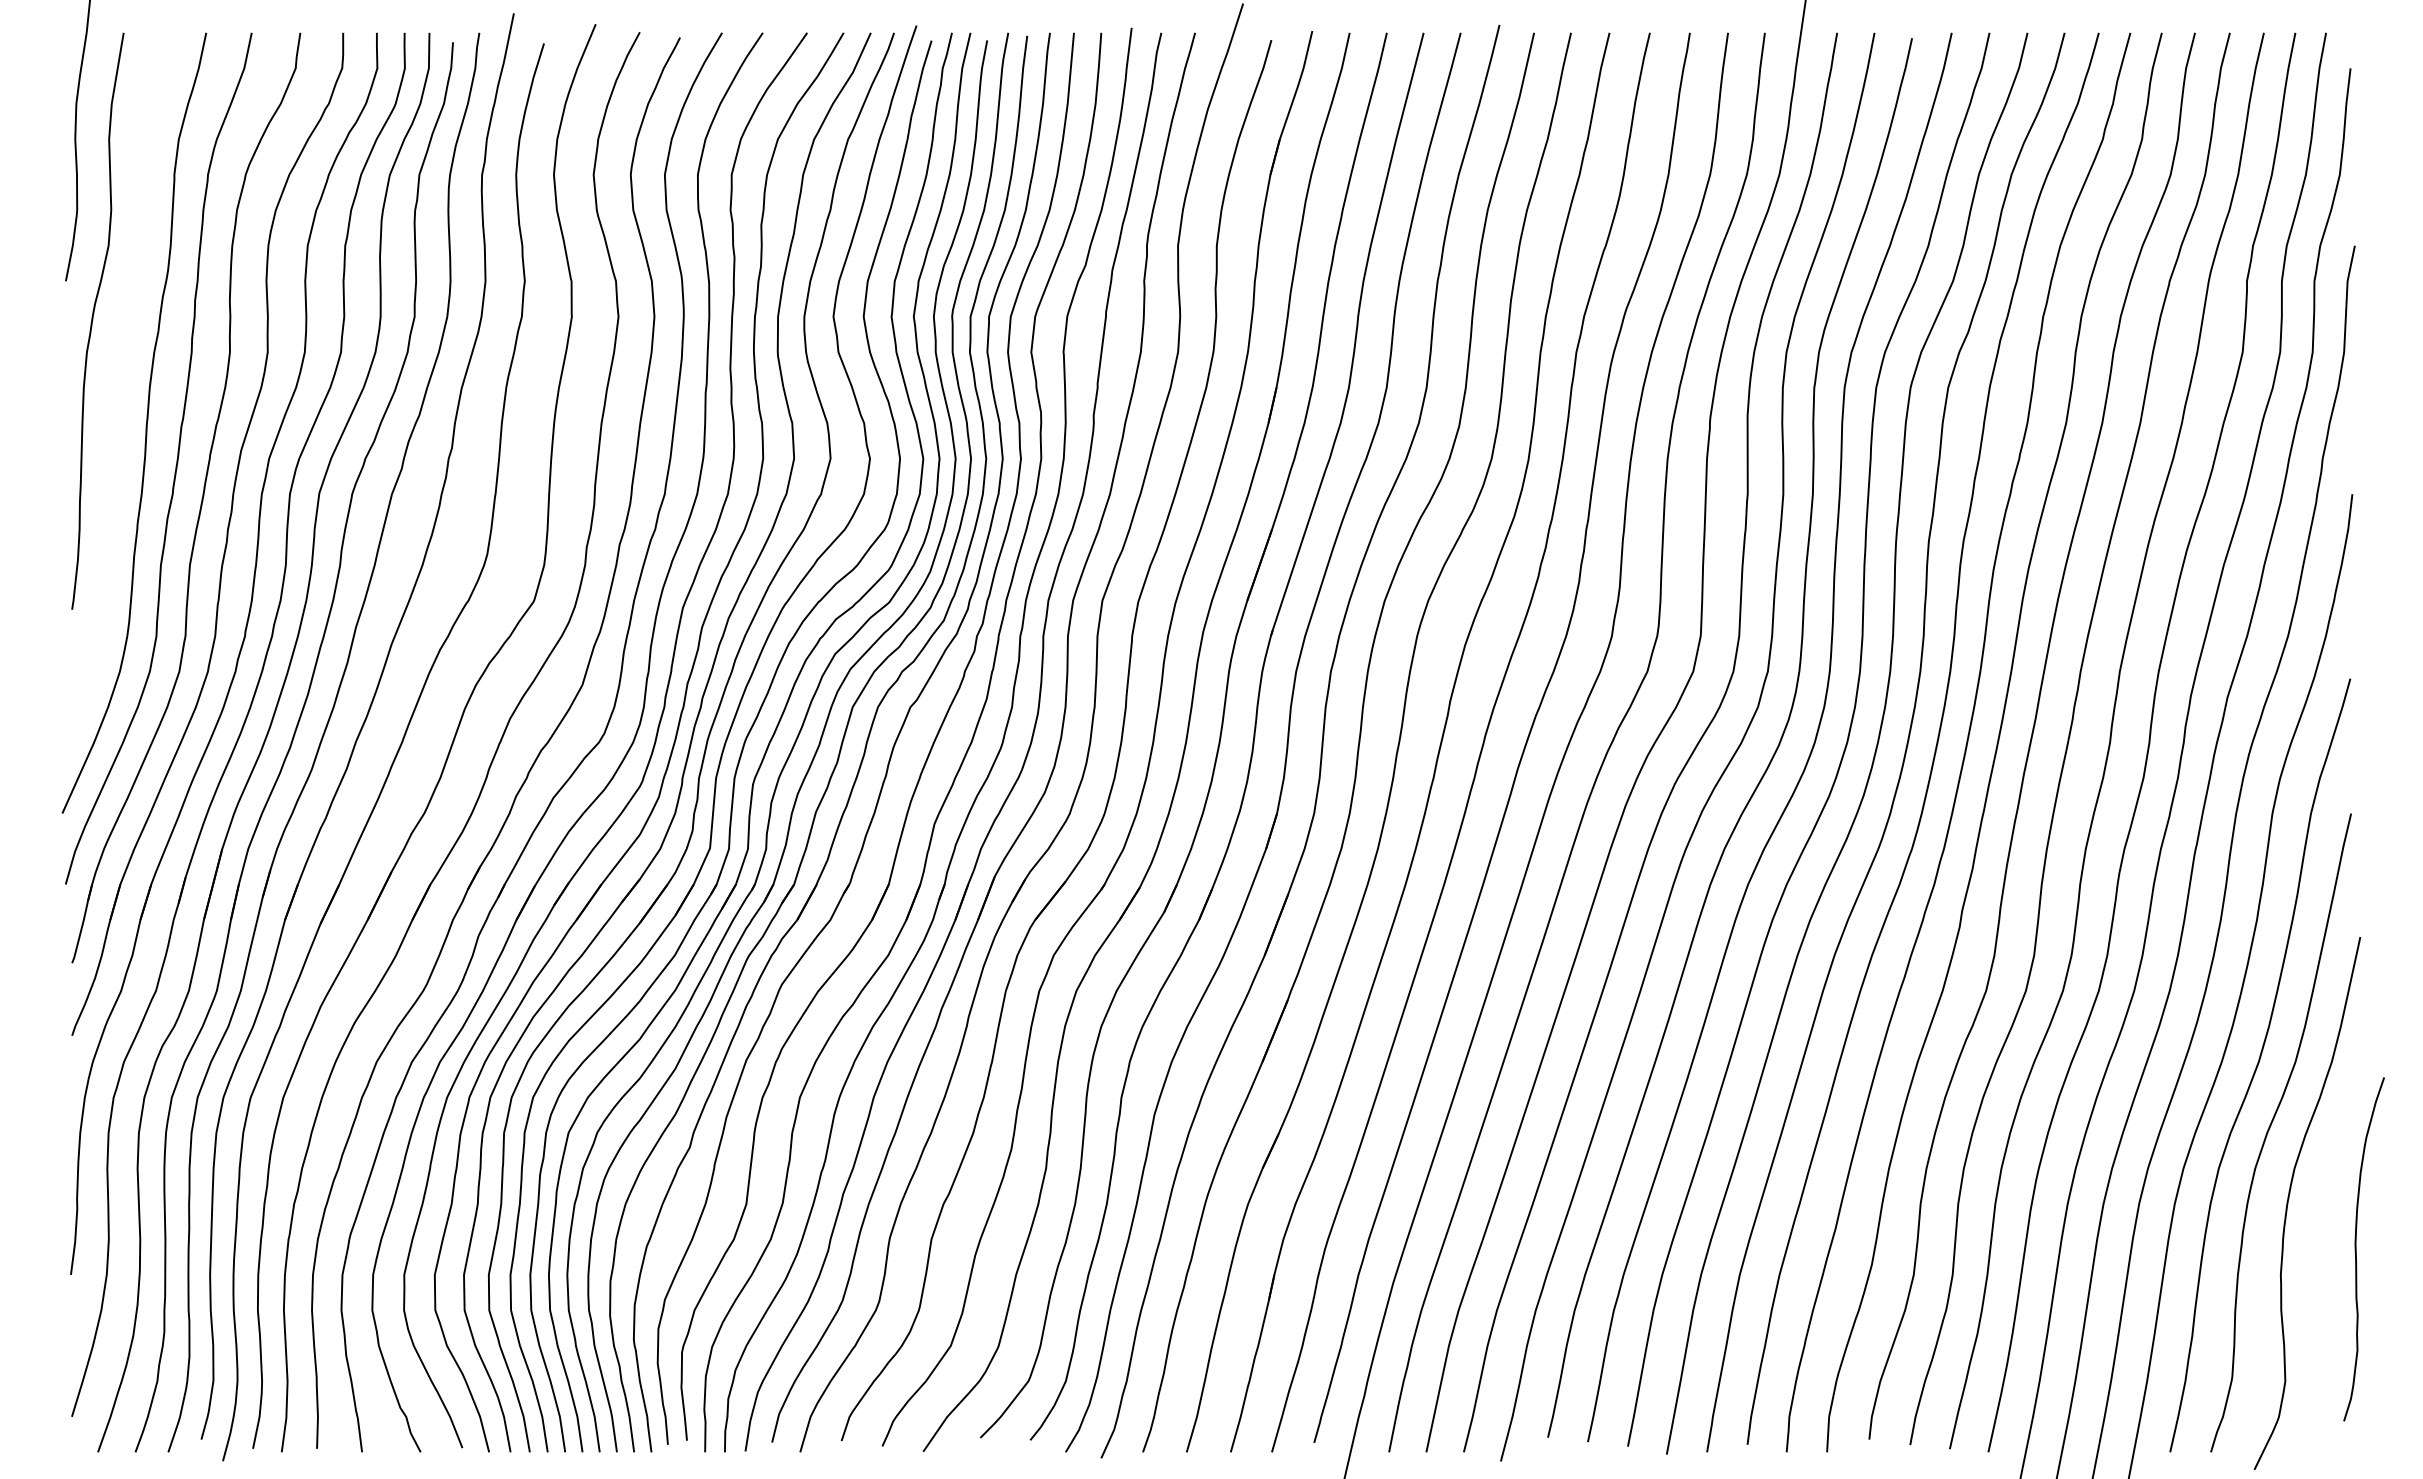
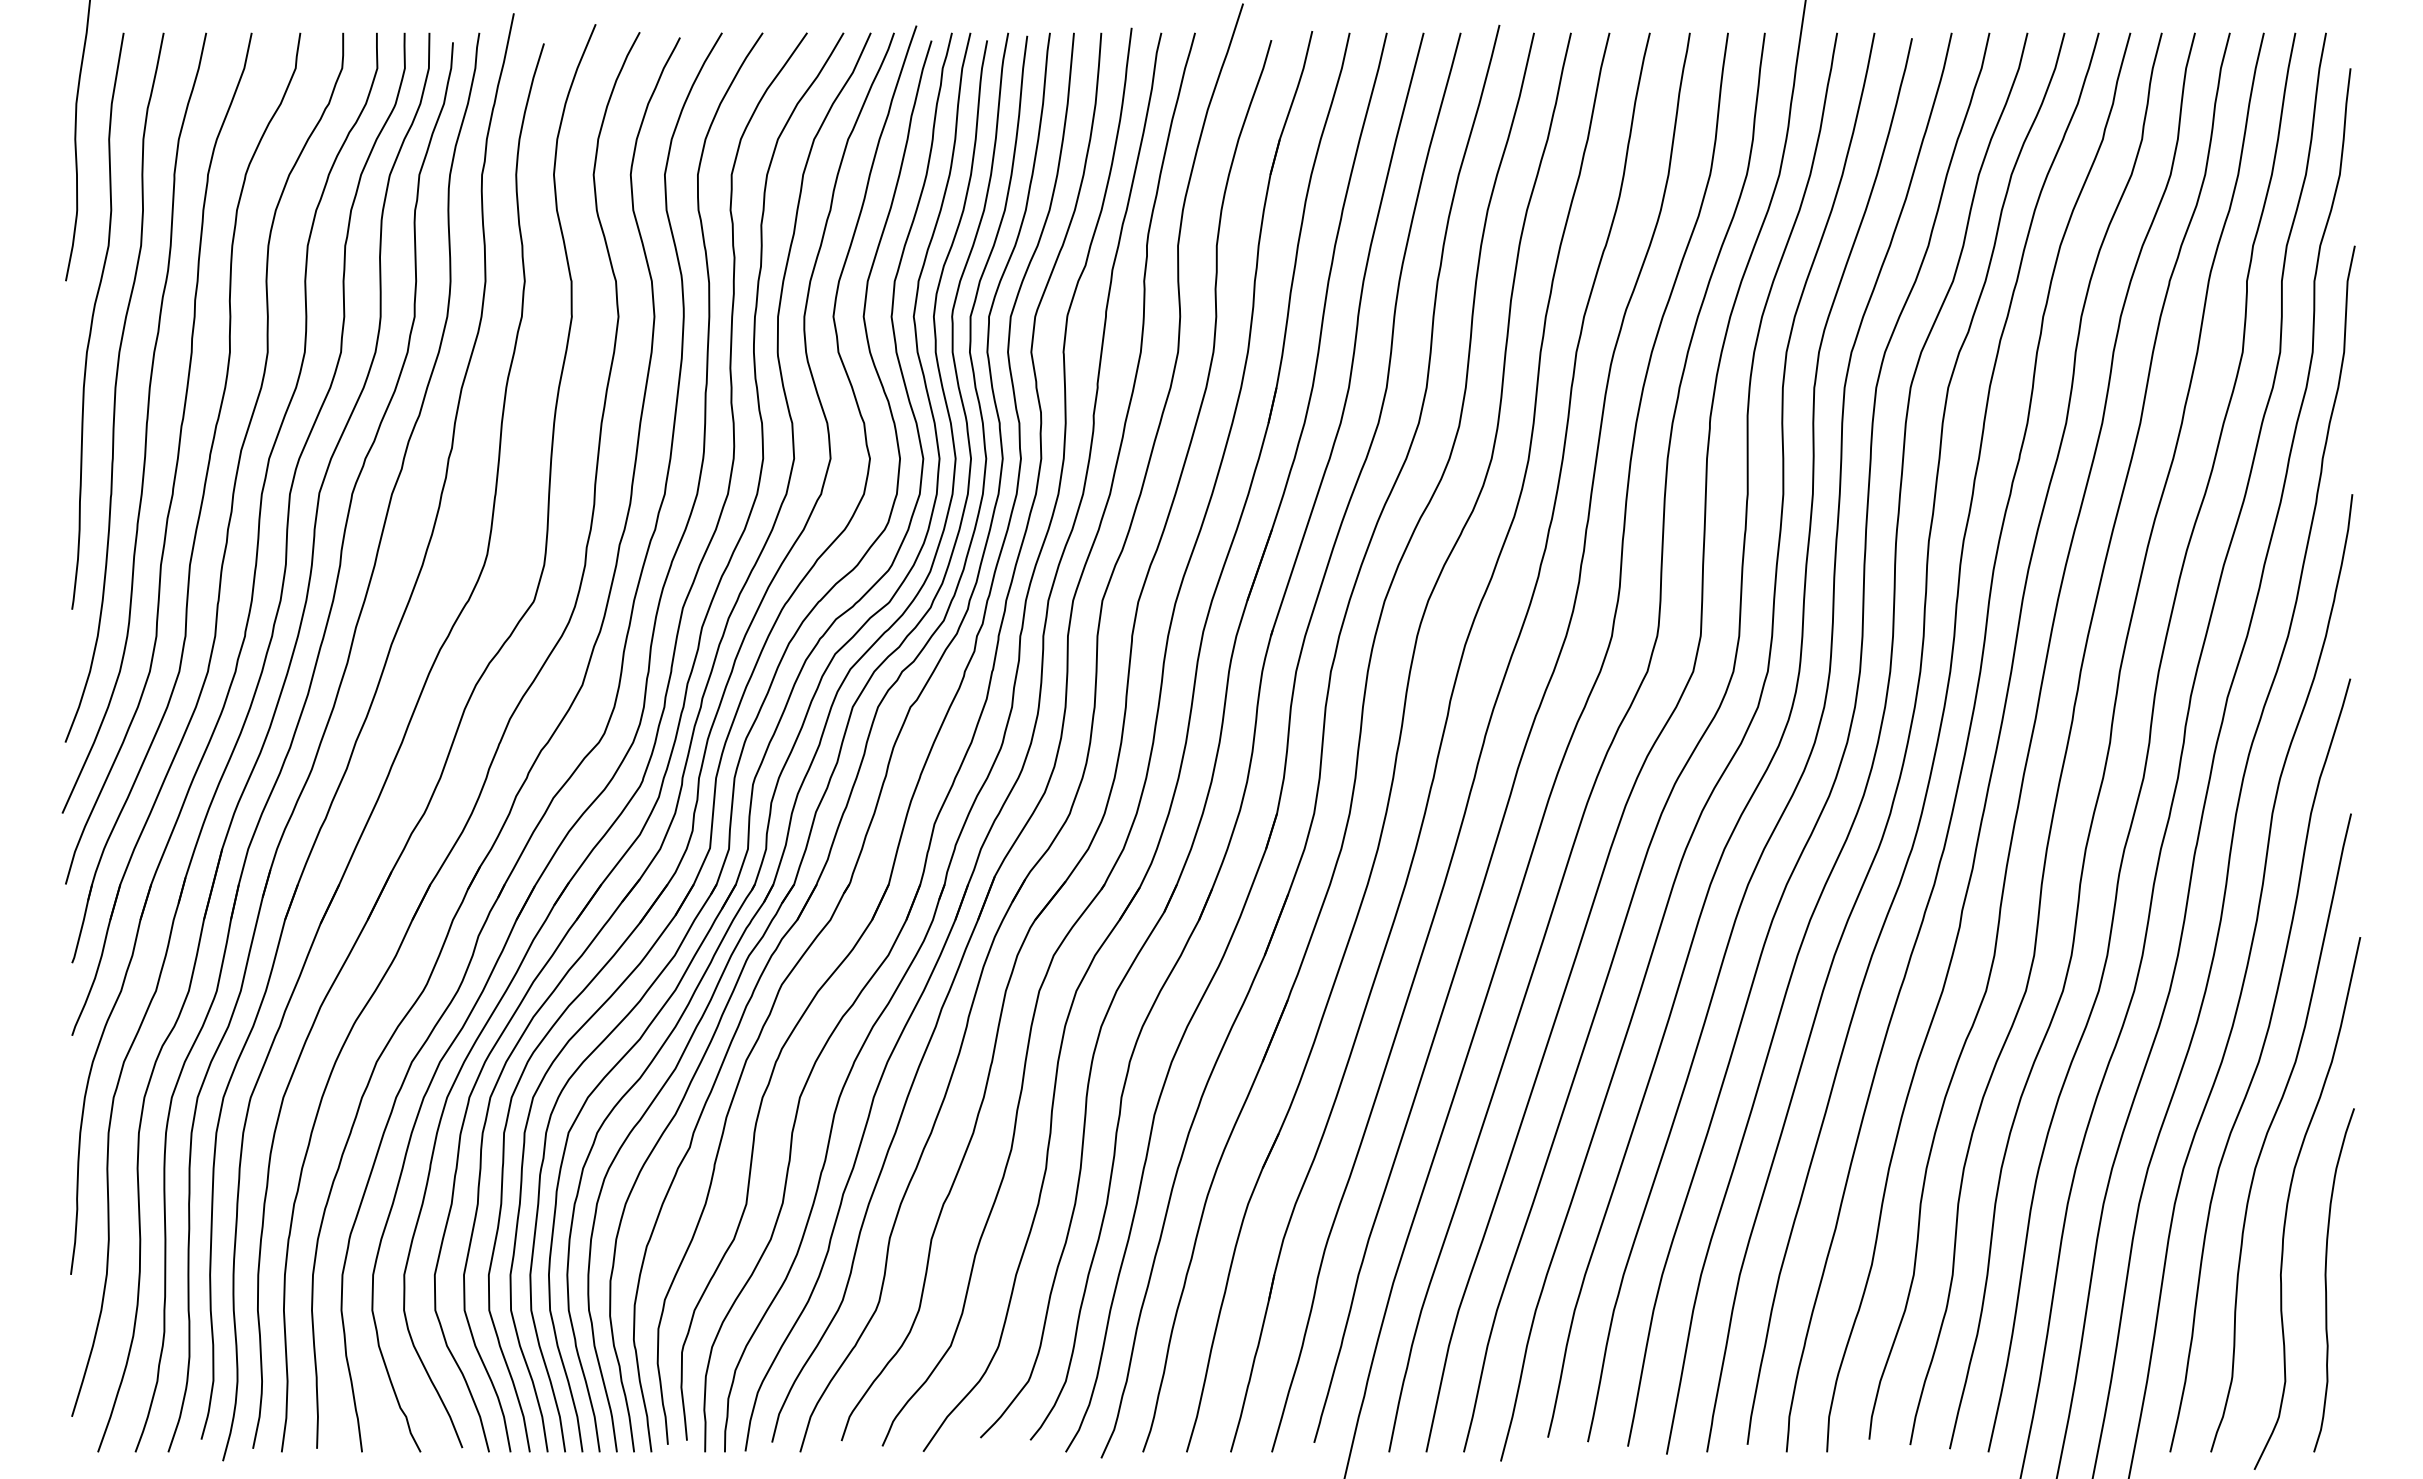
curve: none -> present (114, 387)
curve position: (2356, 1249) -> (2326, 1280) (2326, 1280)
